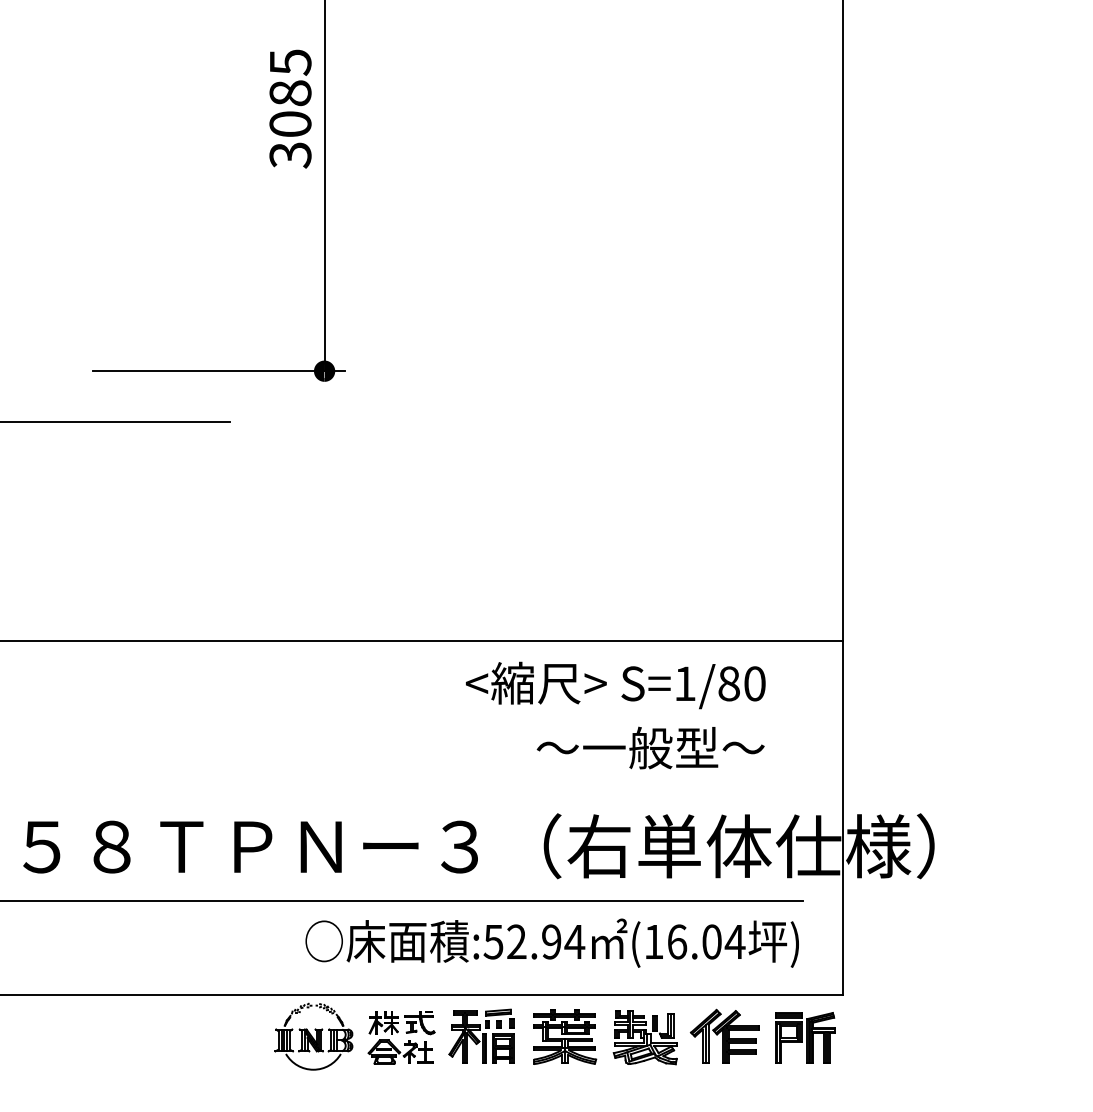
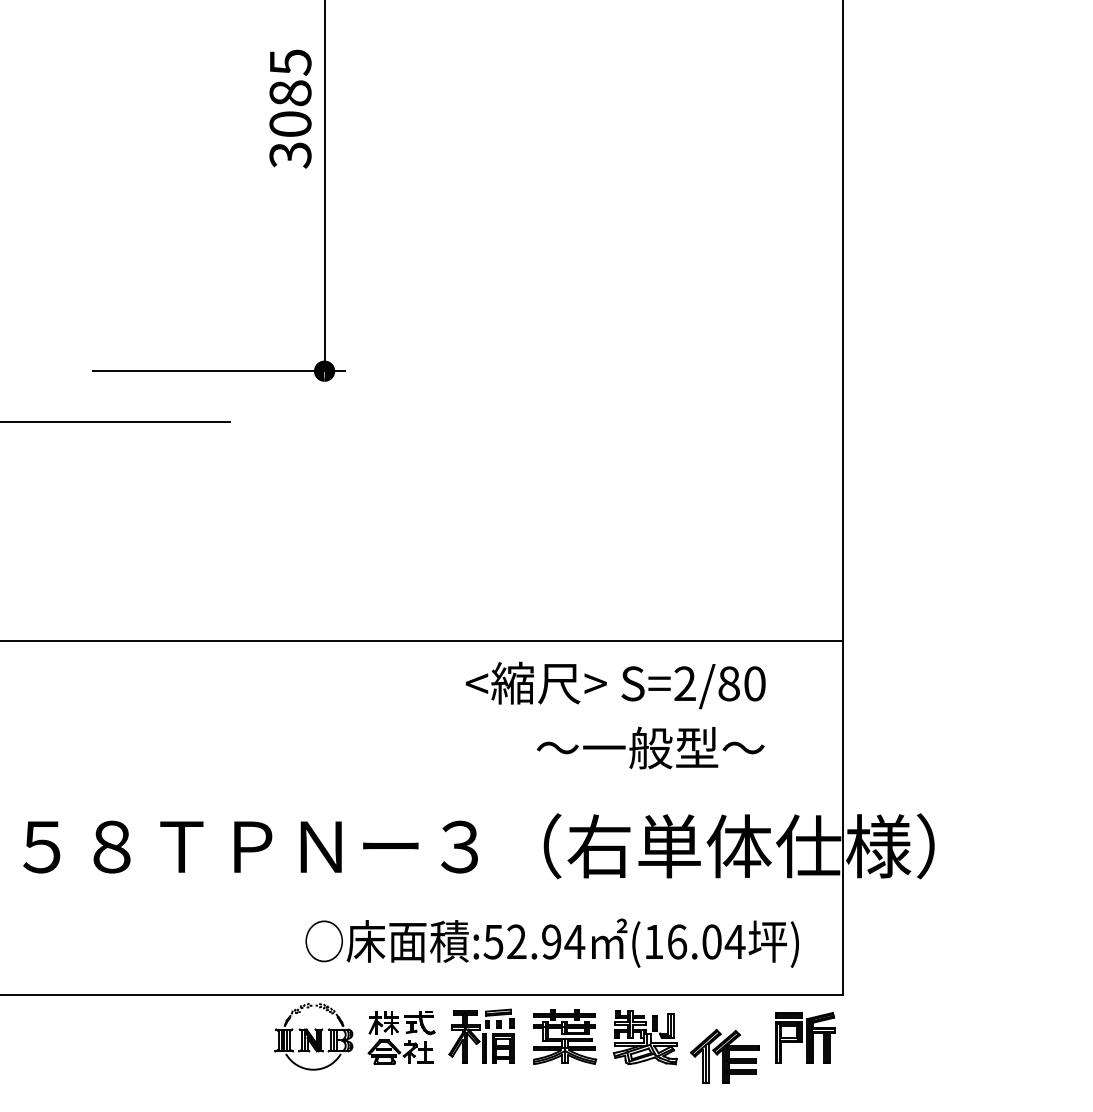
text: S=1/80 -> S=2/80 (684, 683)
line: present -> none (402, 901)
part position: (724, 1035) -> (724, 1055) (724, 1055)
